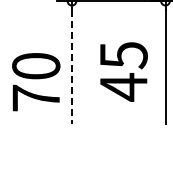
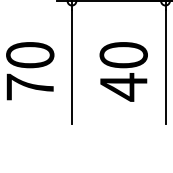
text: 45 -> 40 (123, 55)
line: dashed -> solid (71, 66)
text position: (36, 82) -> (30, 71) (30, 71)
